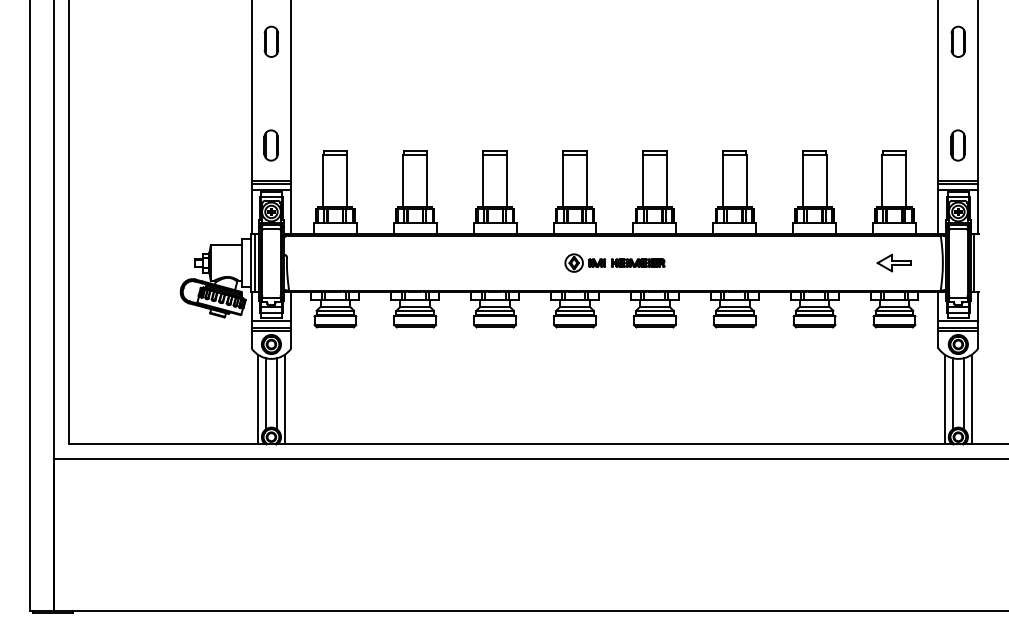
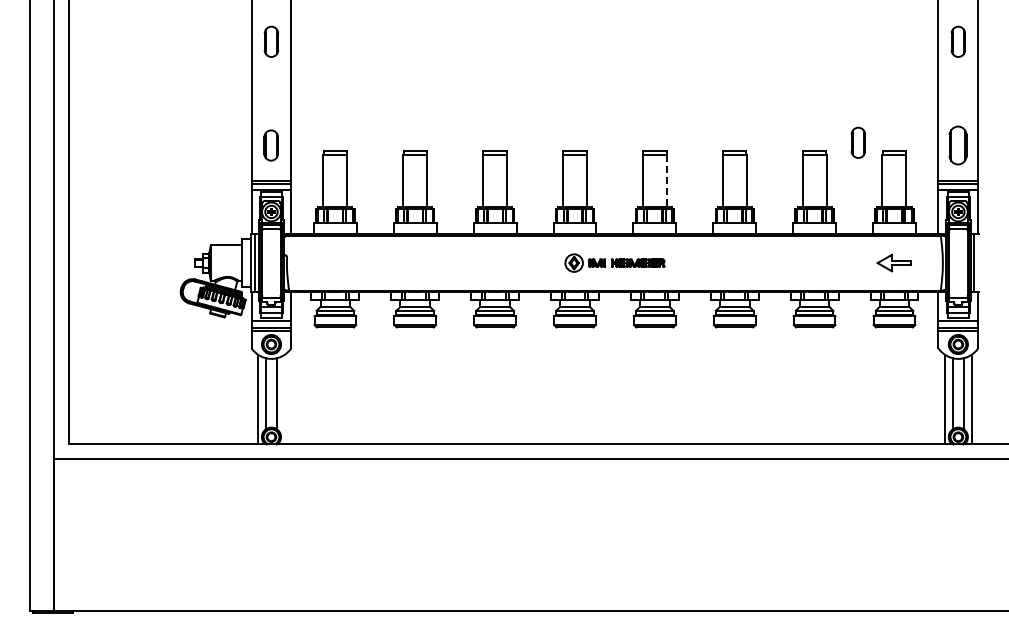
part: none -> present (857, 142)
part size: 16x33 px -> 20x41 px (957, 145)
line: solid -> dashed (666, 180)
line: present -> none (285, 399)
